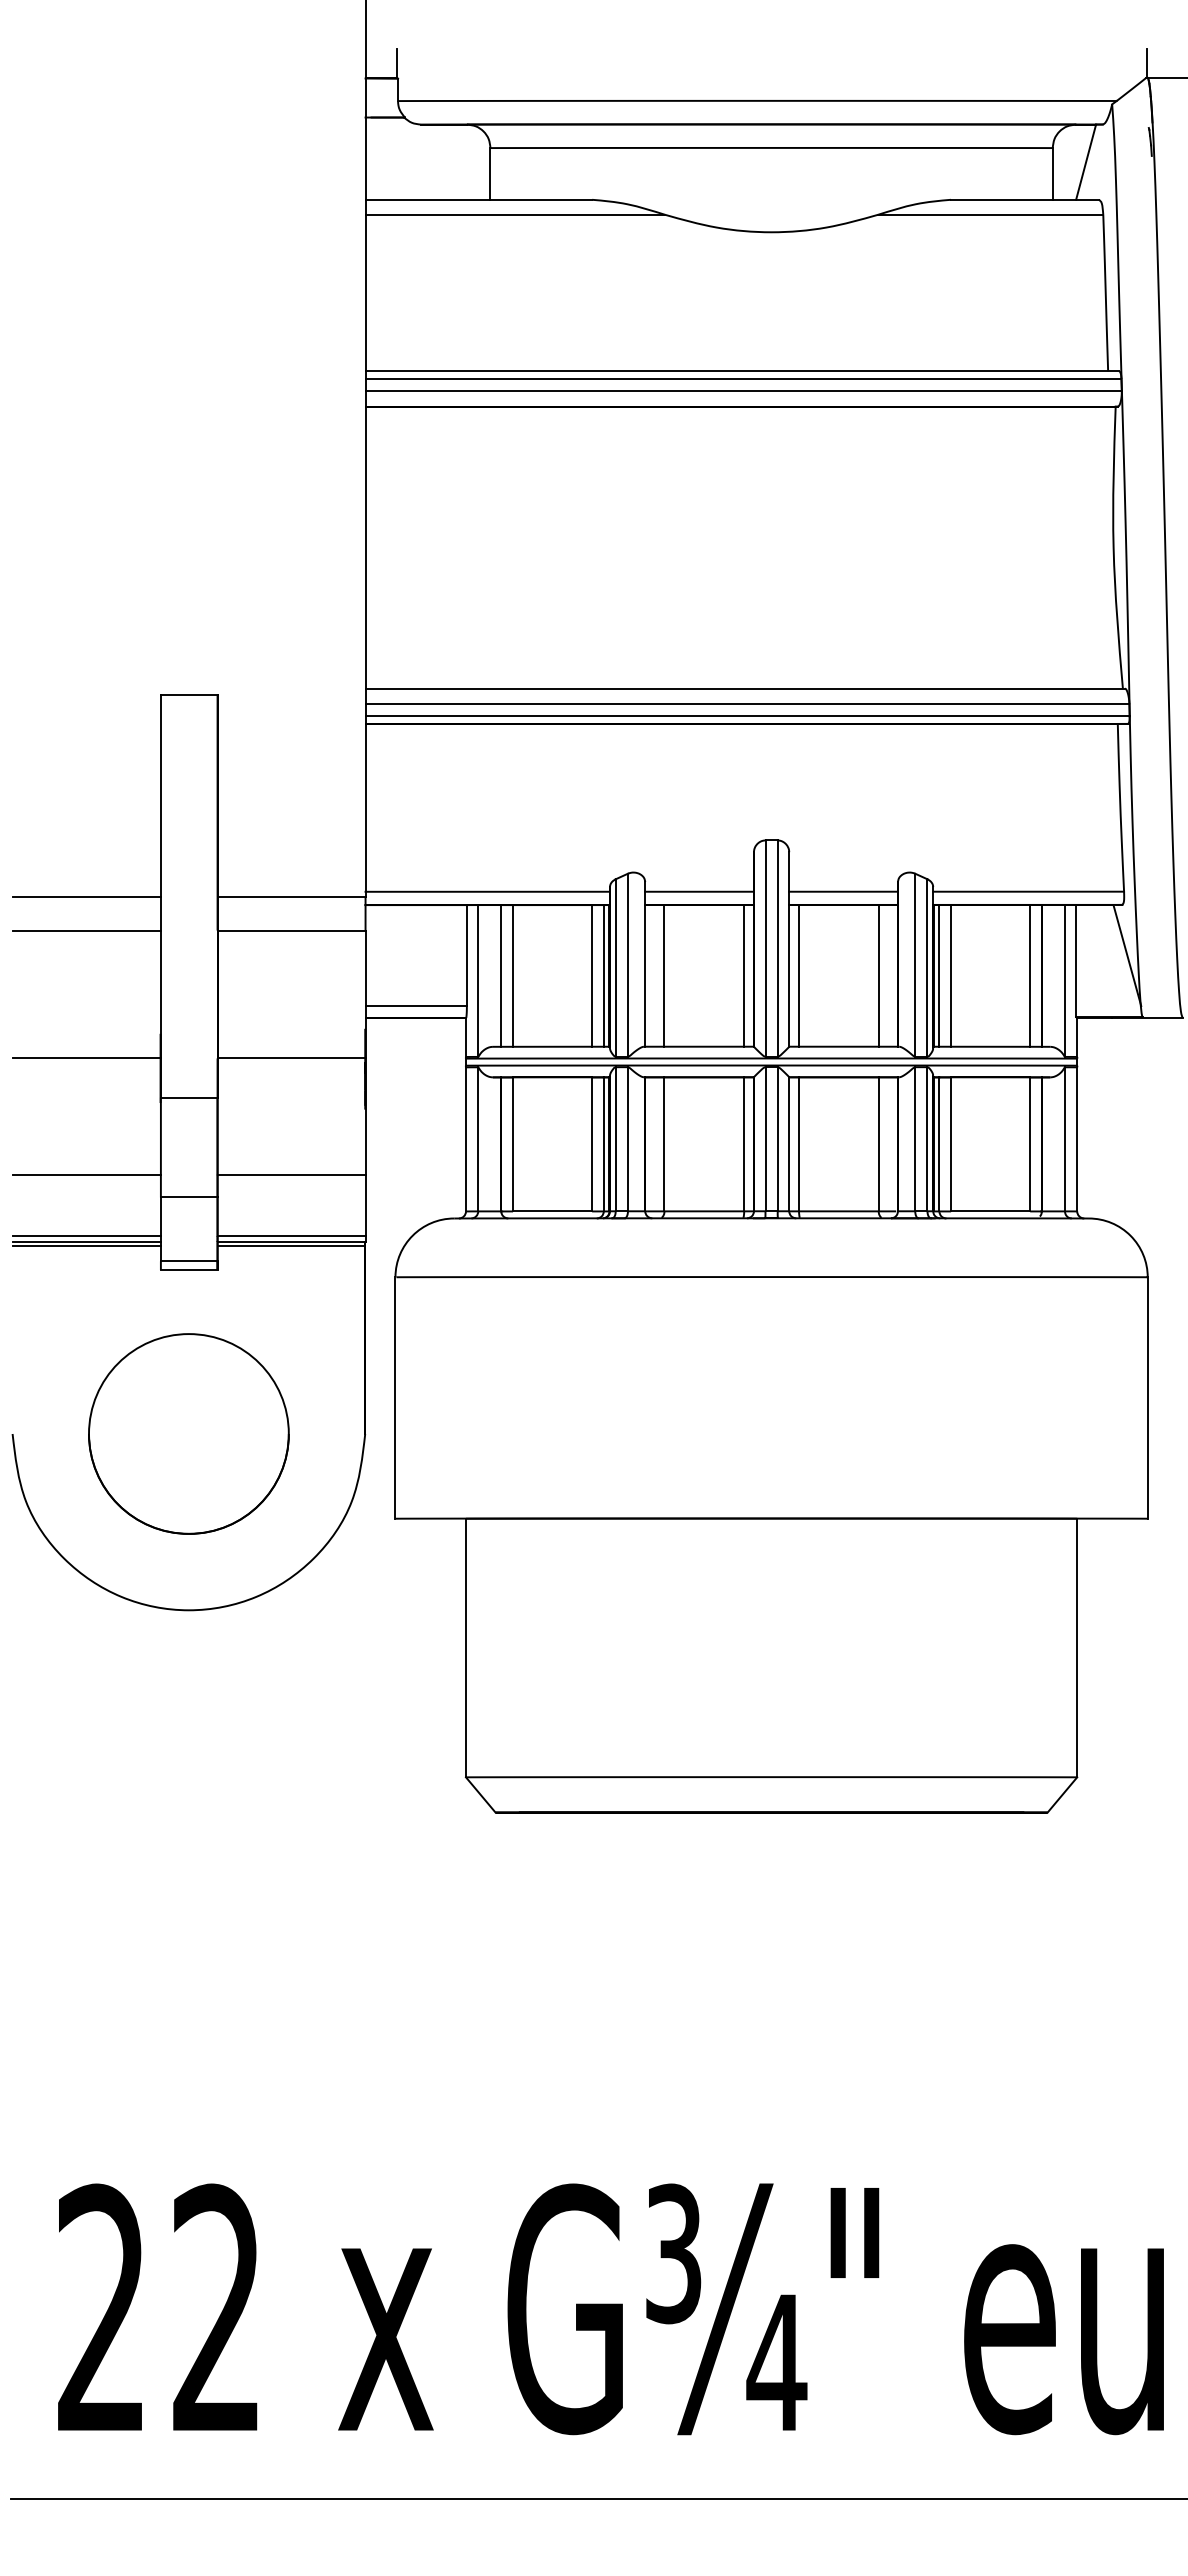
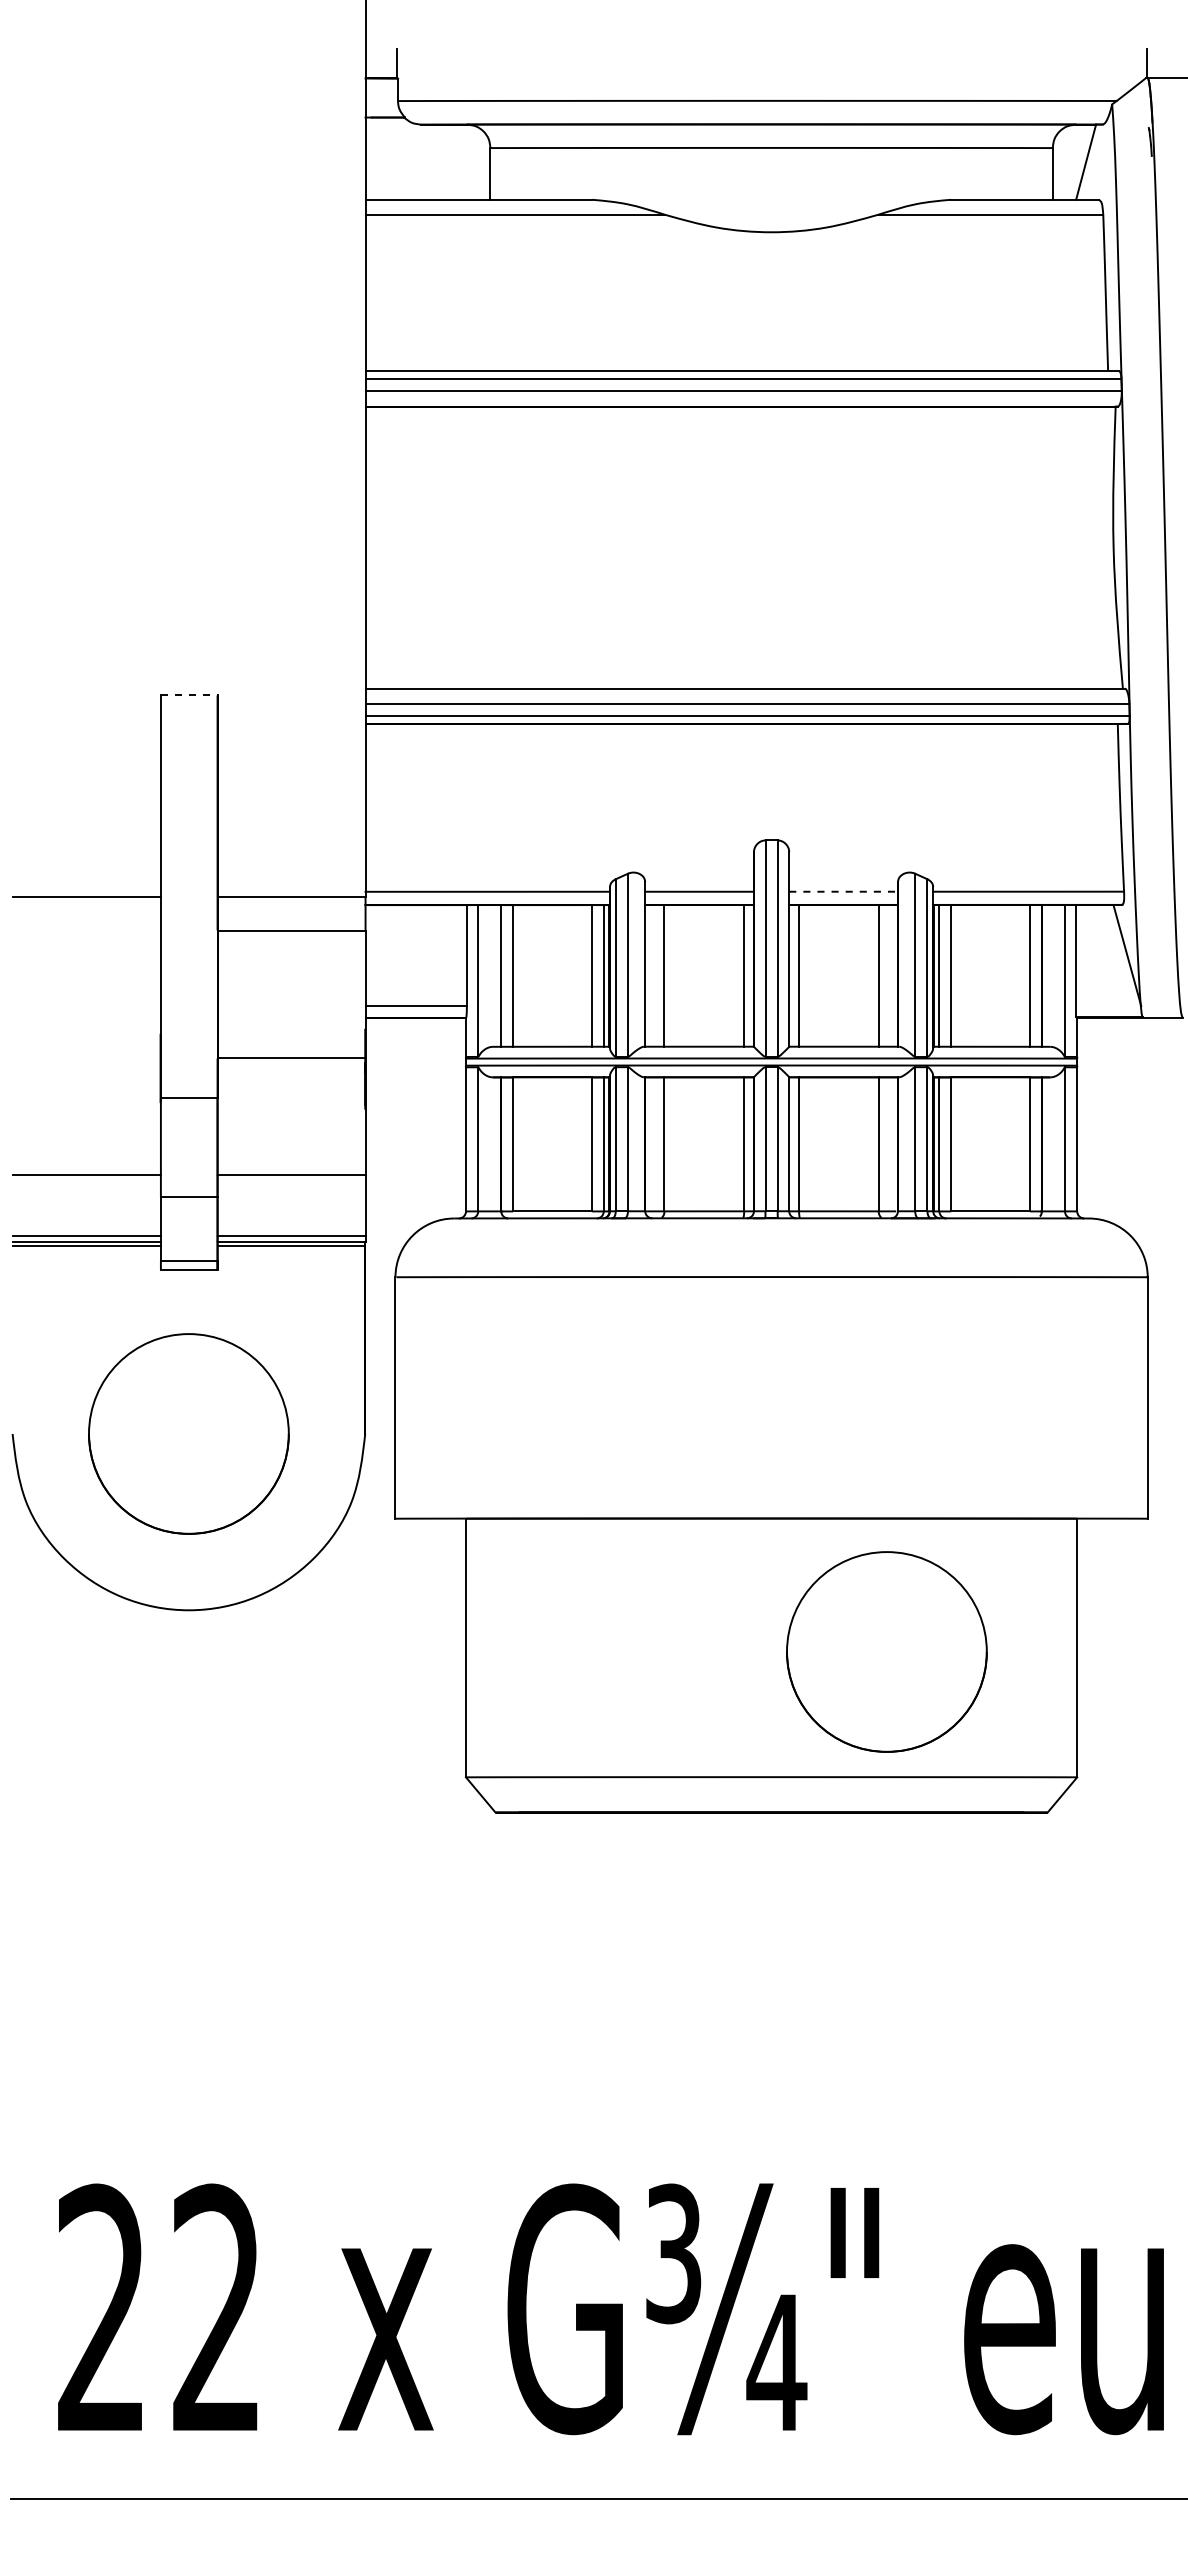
line: solid -> dashed (189, 695)
line: solid -> dashed (844, 891)
line: present -> none (86, 930)
line: present -> none (86, 1058)
circle: none -> present (886, 1651)
